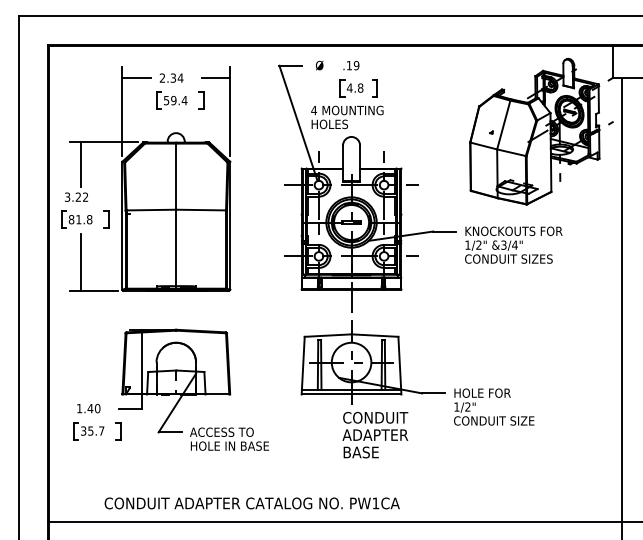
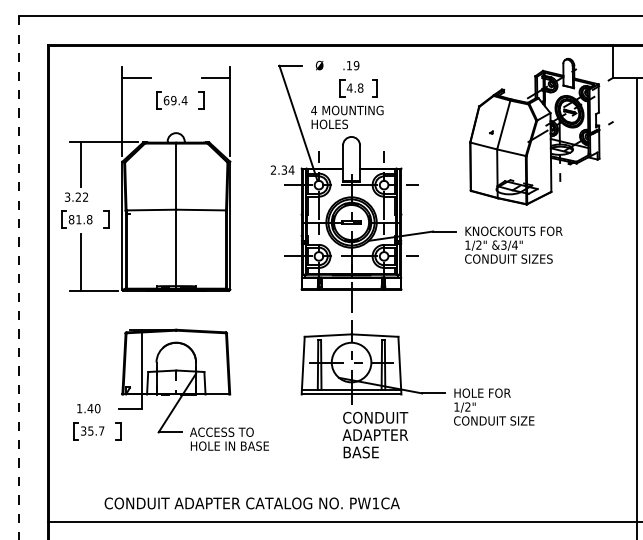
text position: (171, 77) -> (282, 169) (282, 169)
text: 59.4 -> 69.4 (166, 100)
line: solid -> dashed (19, 278)
line position: (621, 307) -> (636, 307) (636, 307)
